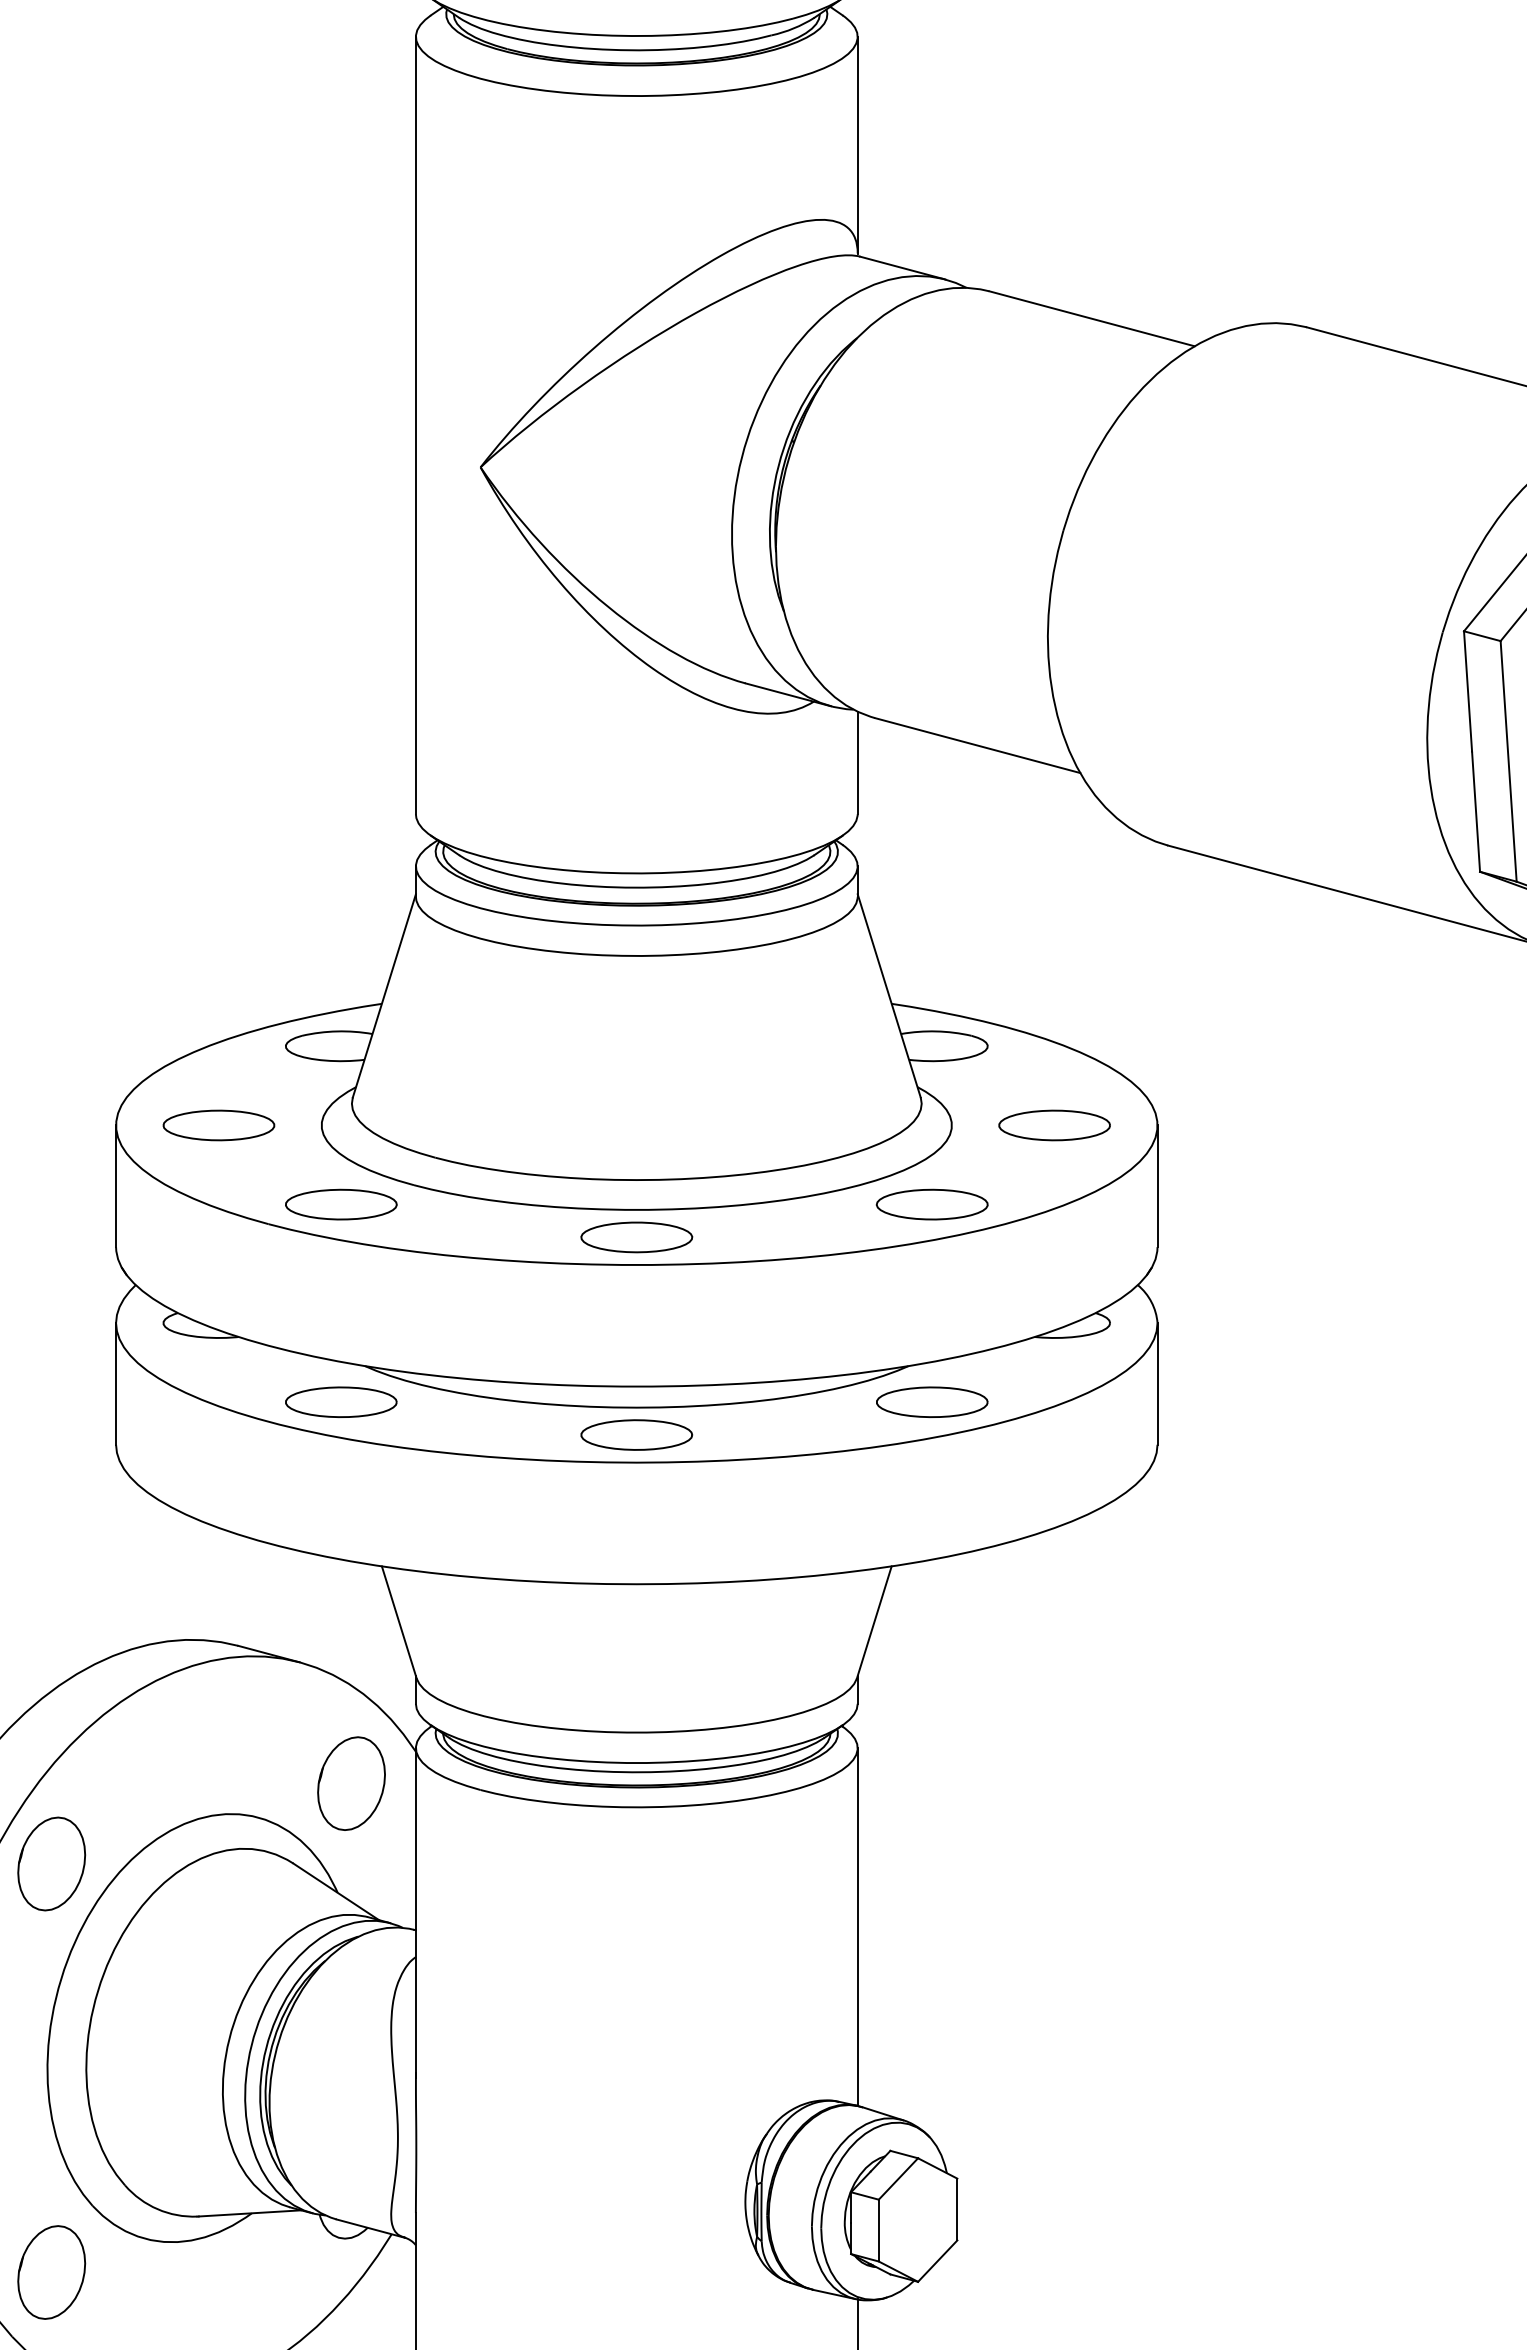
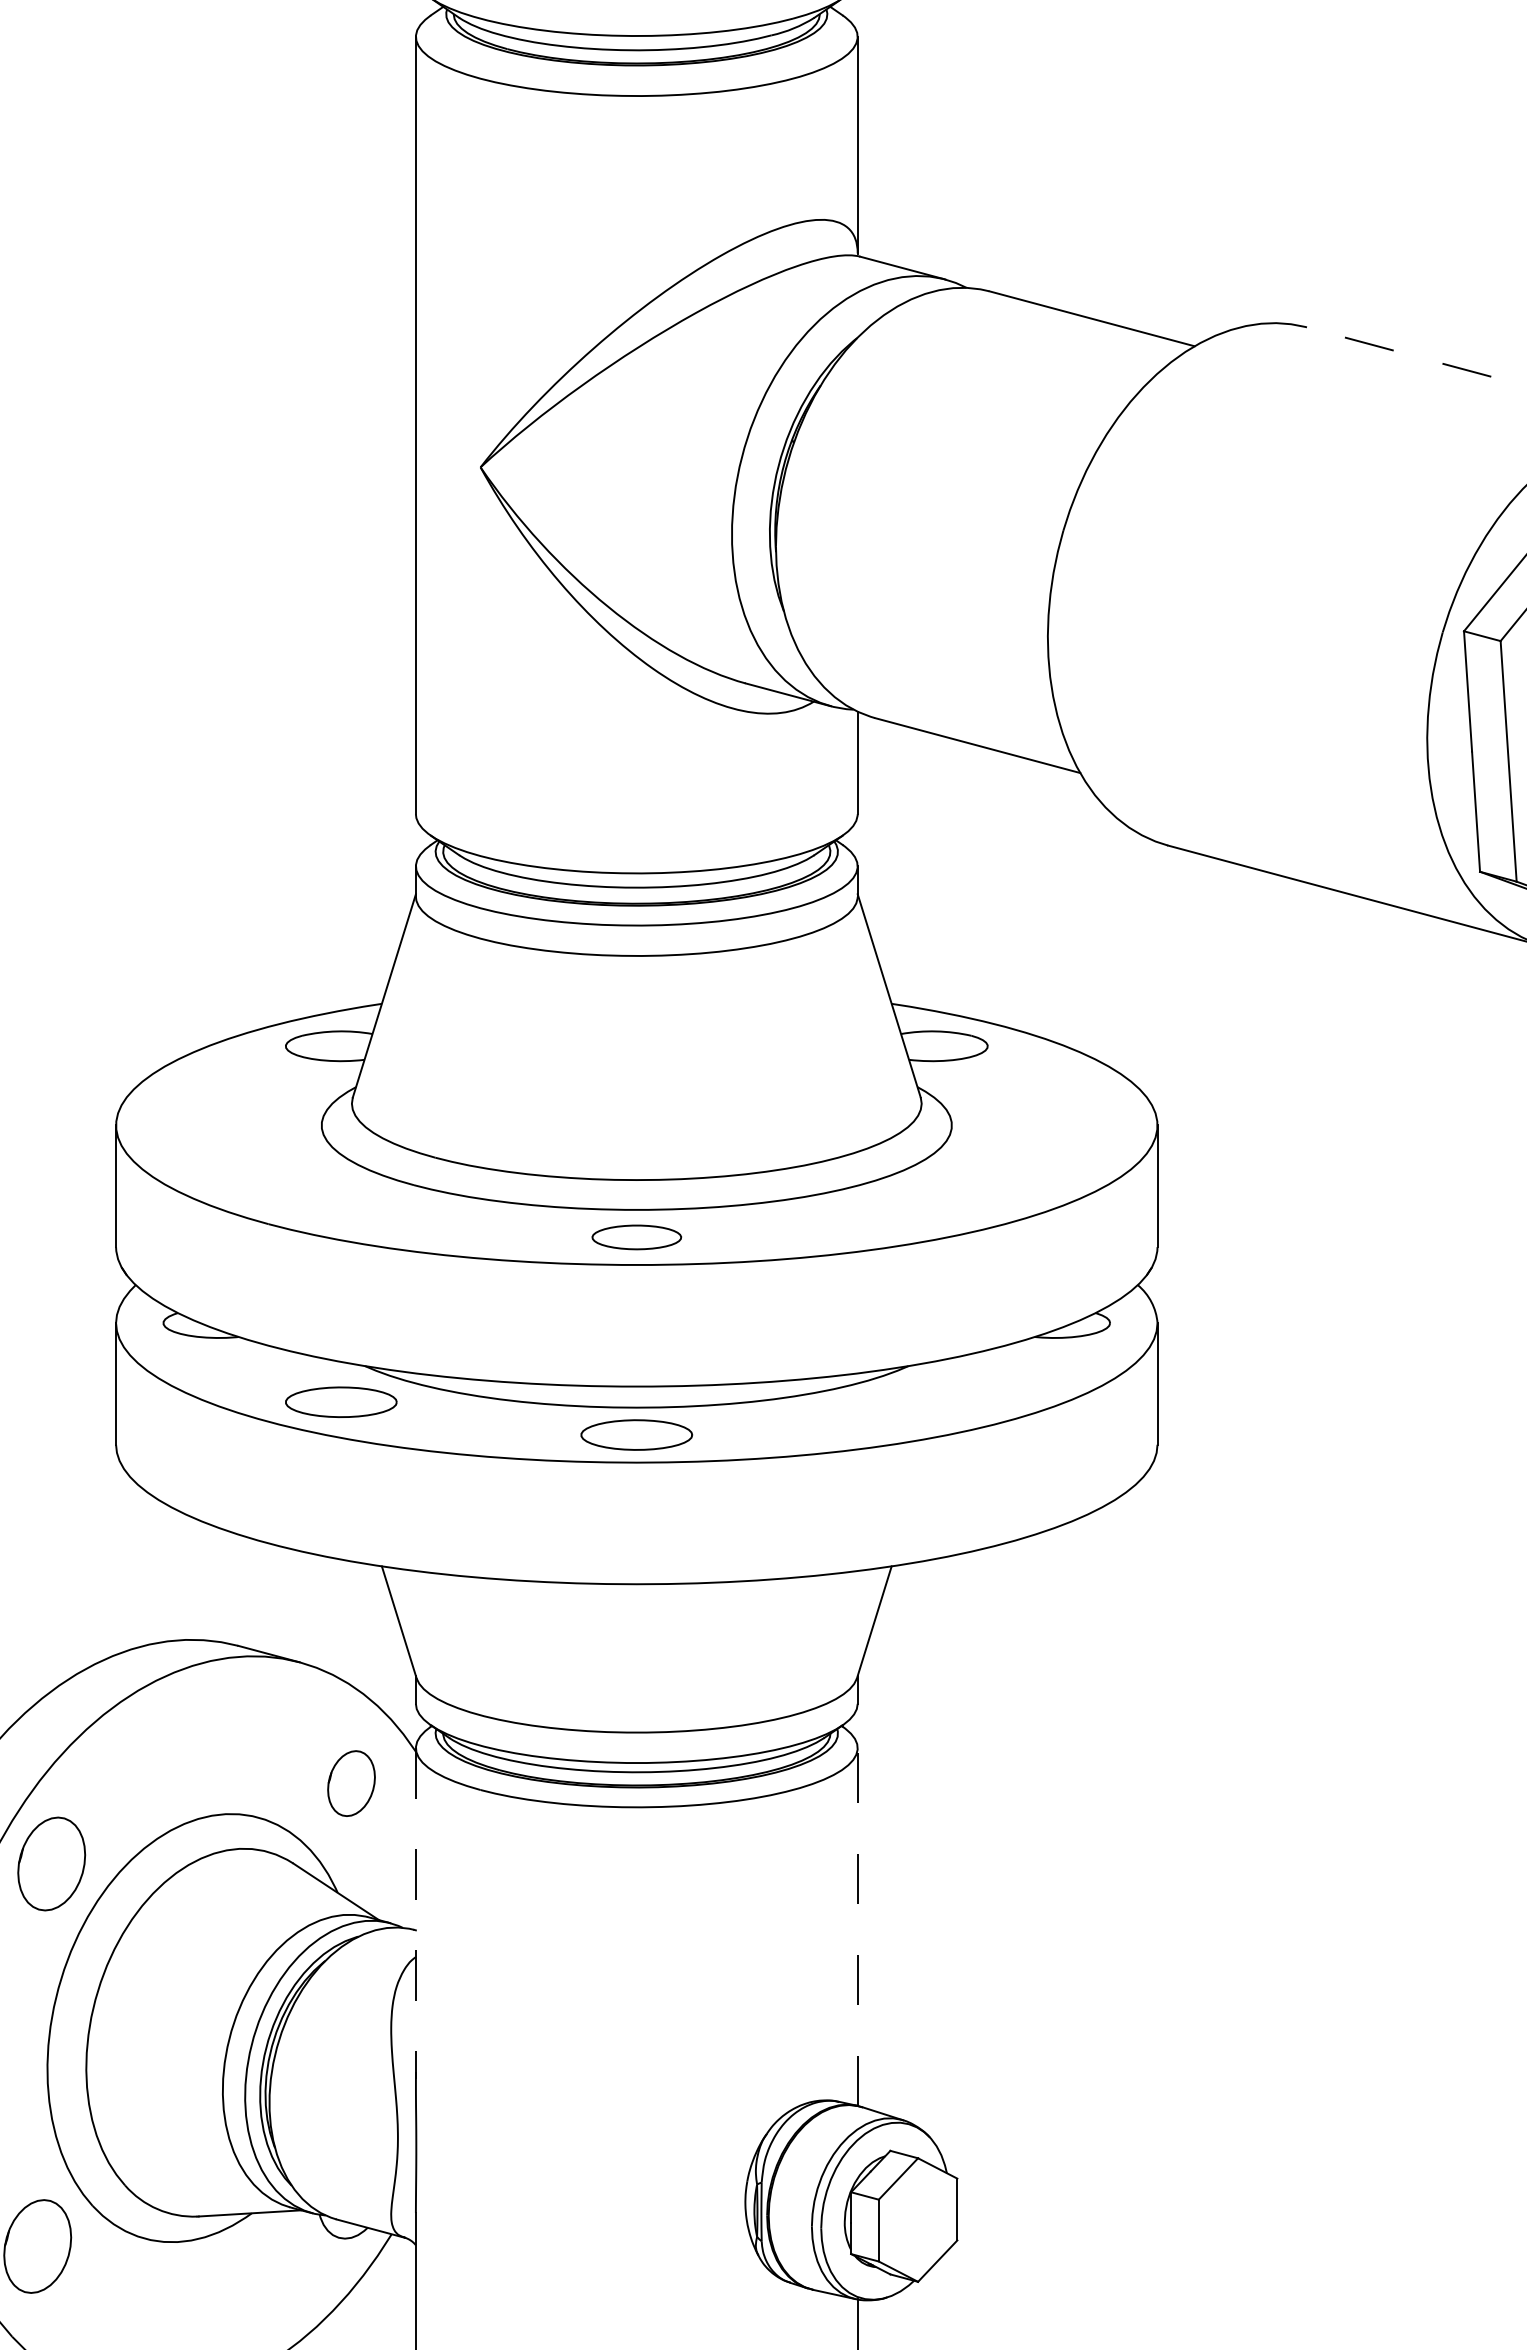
line: solid -> dashed (1416, 356)
part: present -> none (218, 1125)
part: present -> none (1054, 1125)
part: present -> none (341, 1204)
part: present -> none (931, 1204)
part size: 114x33 px -> 92x27 px (636, 1237)
part: present -> none (932, 1401)
part size: 69x95 px -> 49x67 px (351, 1783)
line: solid -> dashed (415, 1913)
line: solid -> dashed (857, 1927)
part position: (51, 2272) -> (37, 2246) (37, 2246)
